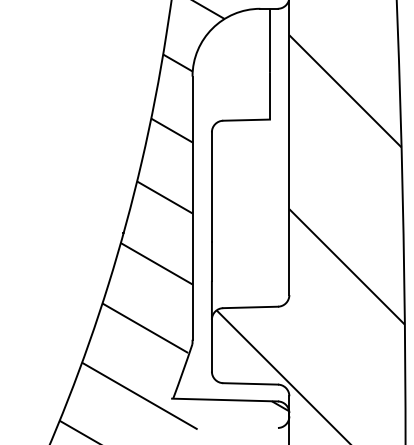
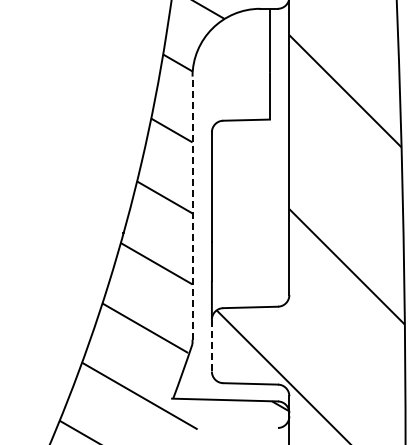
line: solid -> dashed (192, 208)
line: solid -> dashed (211, 345)
